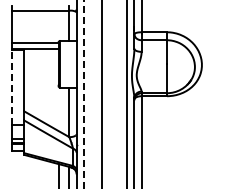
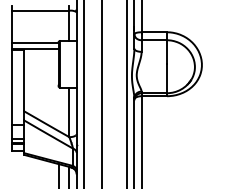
line: dashed -> solid (11, 87)
line: dashed -> solid (83, 94)
